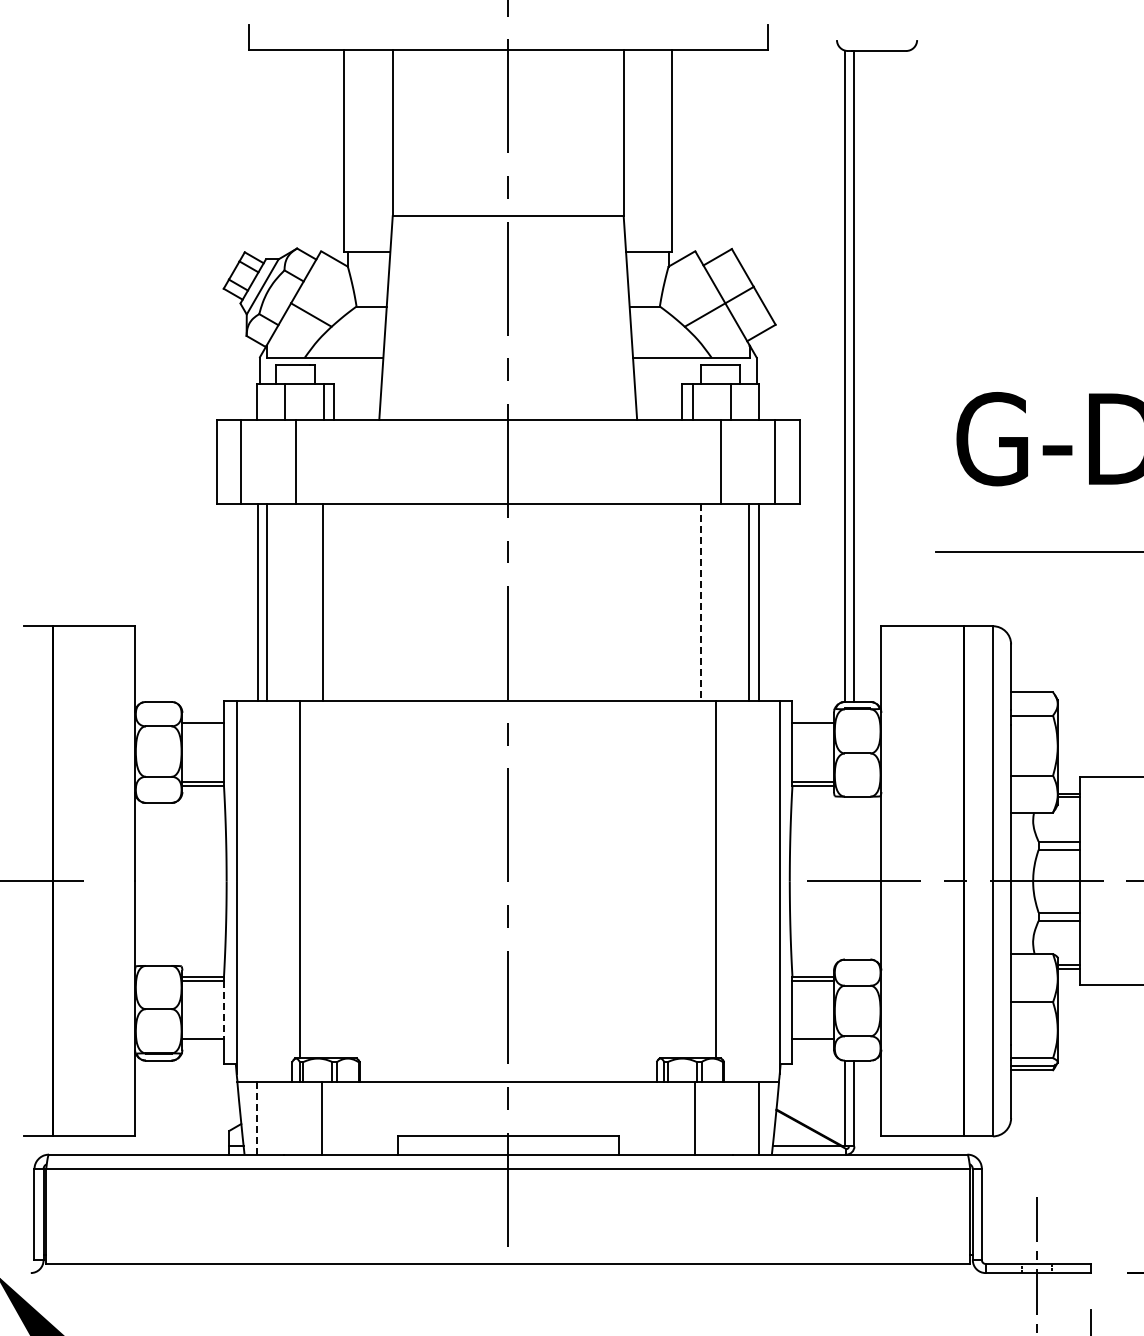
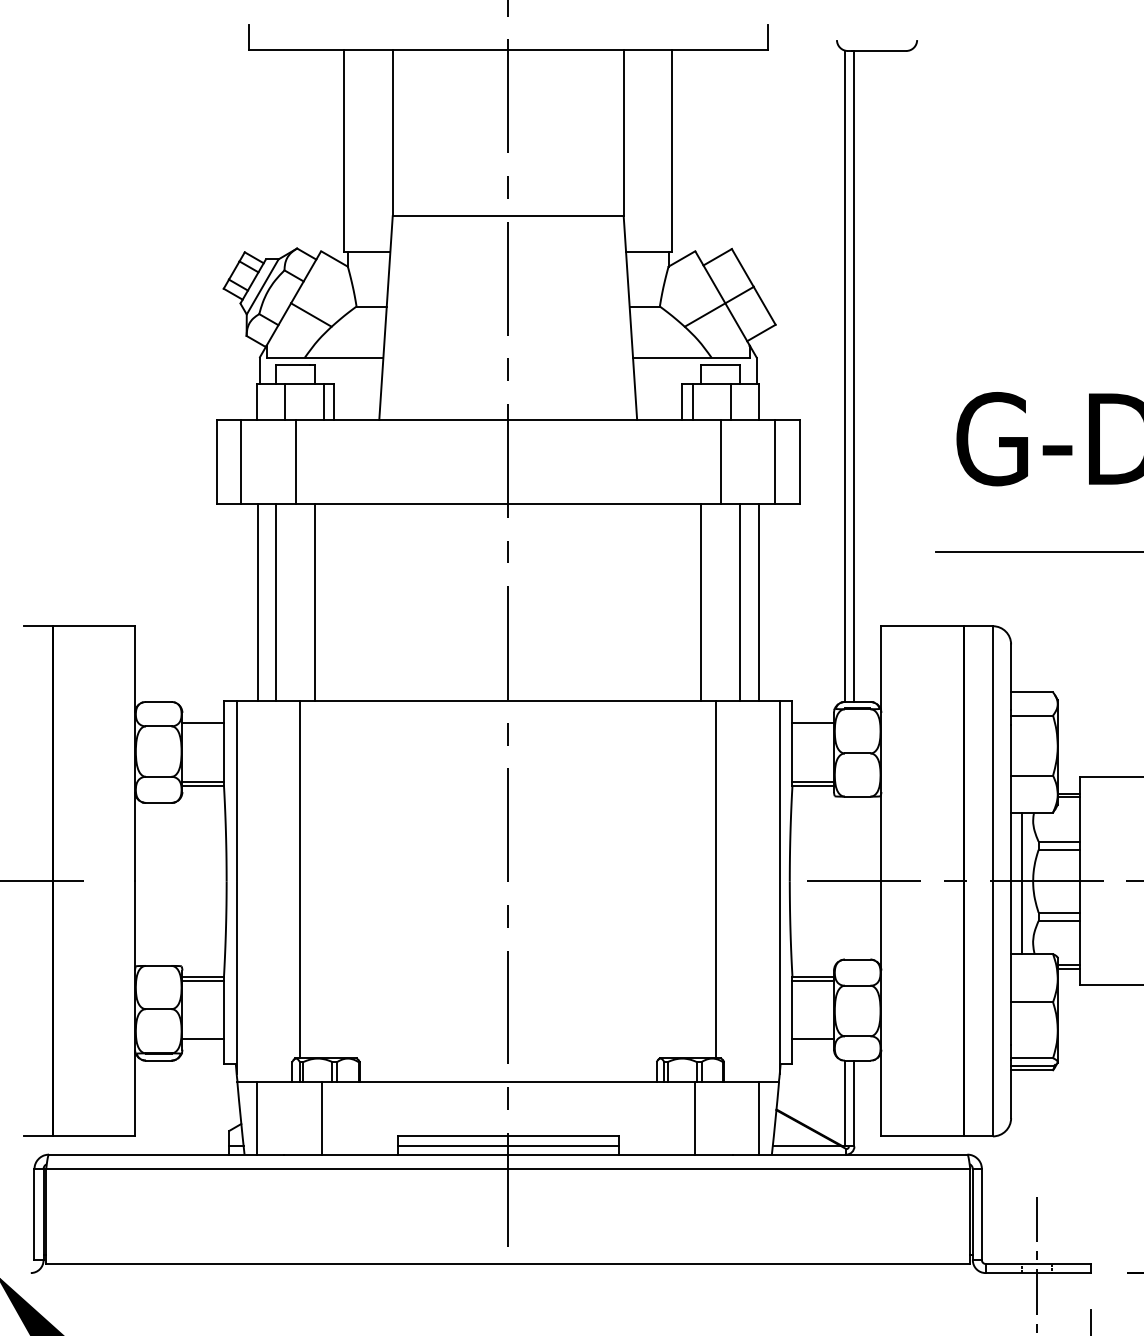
line position: (267, 601) -> (276, 601) (276, 601)
line position: (323, 601) -> (315, 601) (315, 601)
line position: (749, 601) -> (740, 601) (740, 601)
line: dashed -> solid (701, 602)
line: none -> present (1022, 883)
line: dashed -> solid (223, 1010)
line: dashed -> solid (256, 1117)
line: none -> present (507, 1145)
